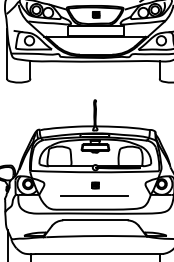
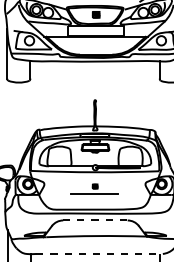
part size: 69x16 px -> 49x12 px (94, 188)
line: solid -> dashed (95, 220)
line: solid -> dashed (100, 253)
